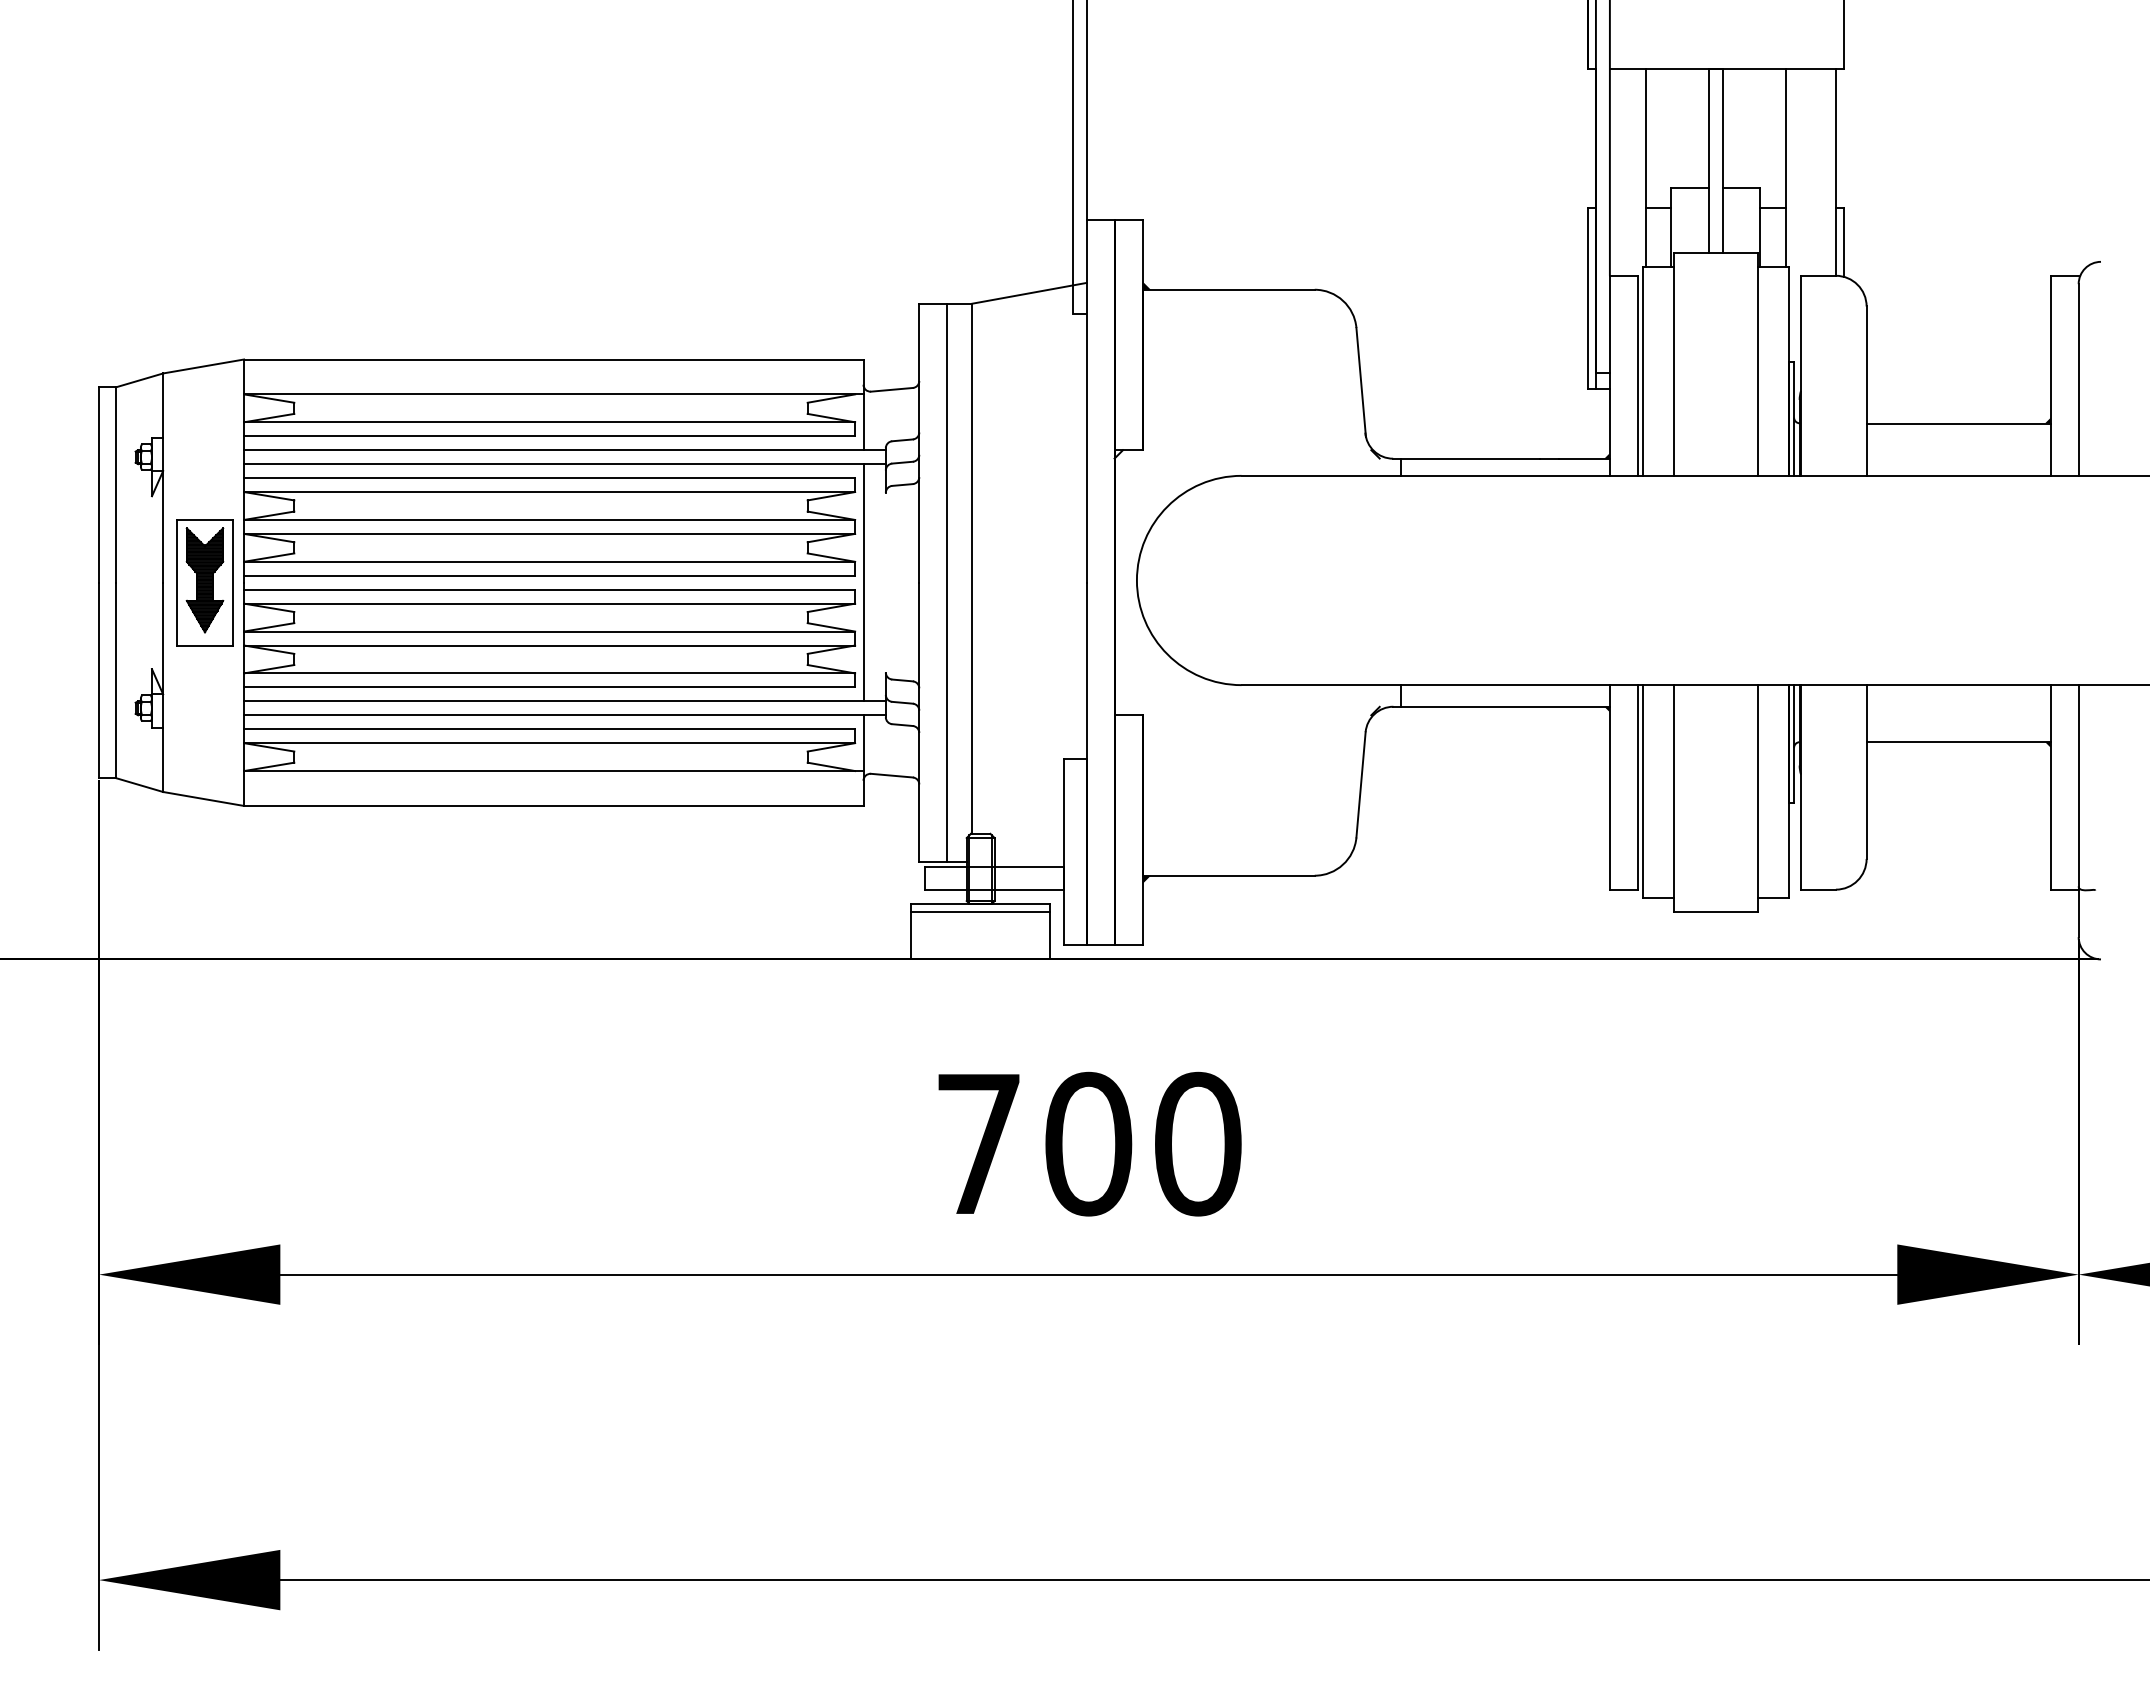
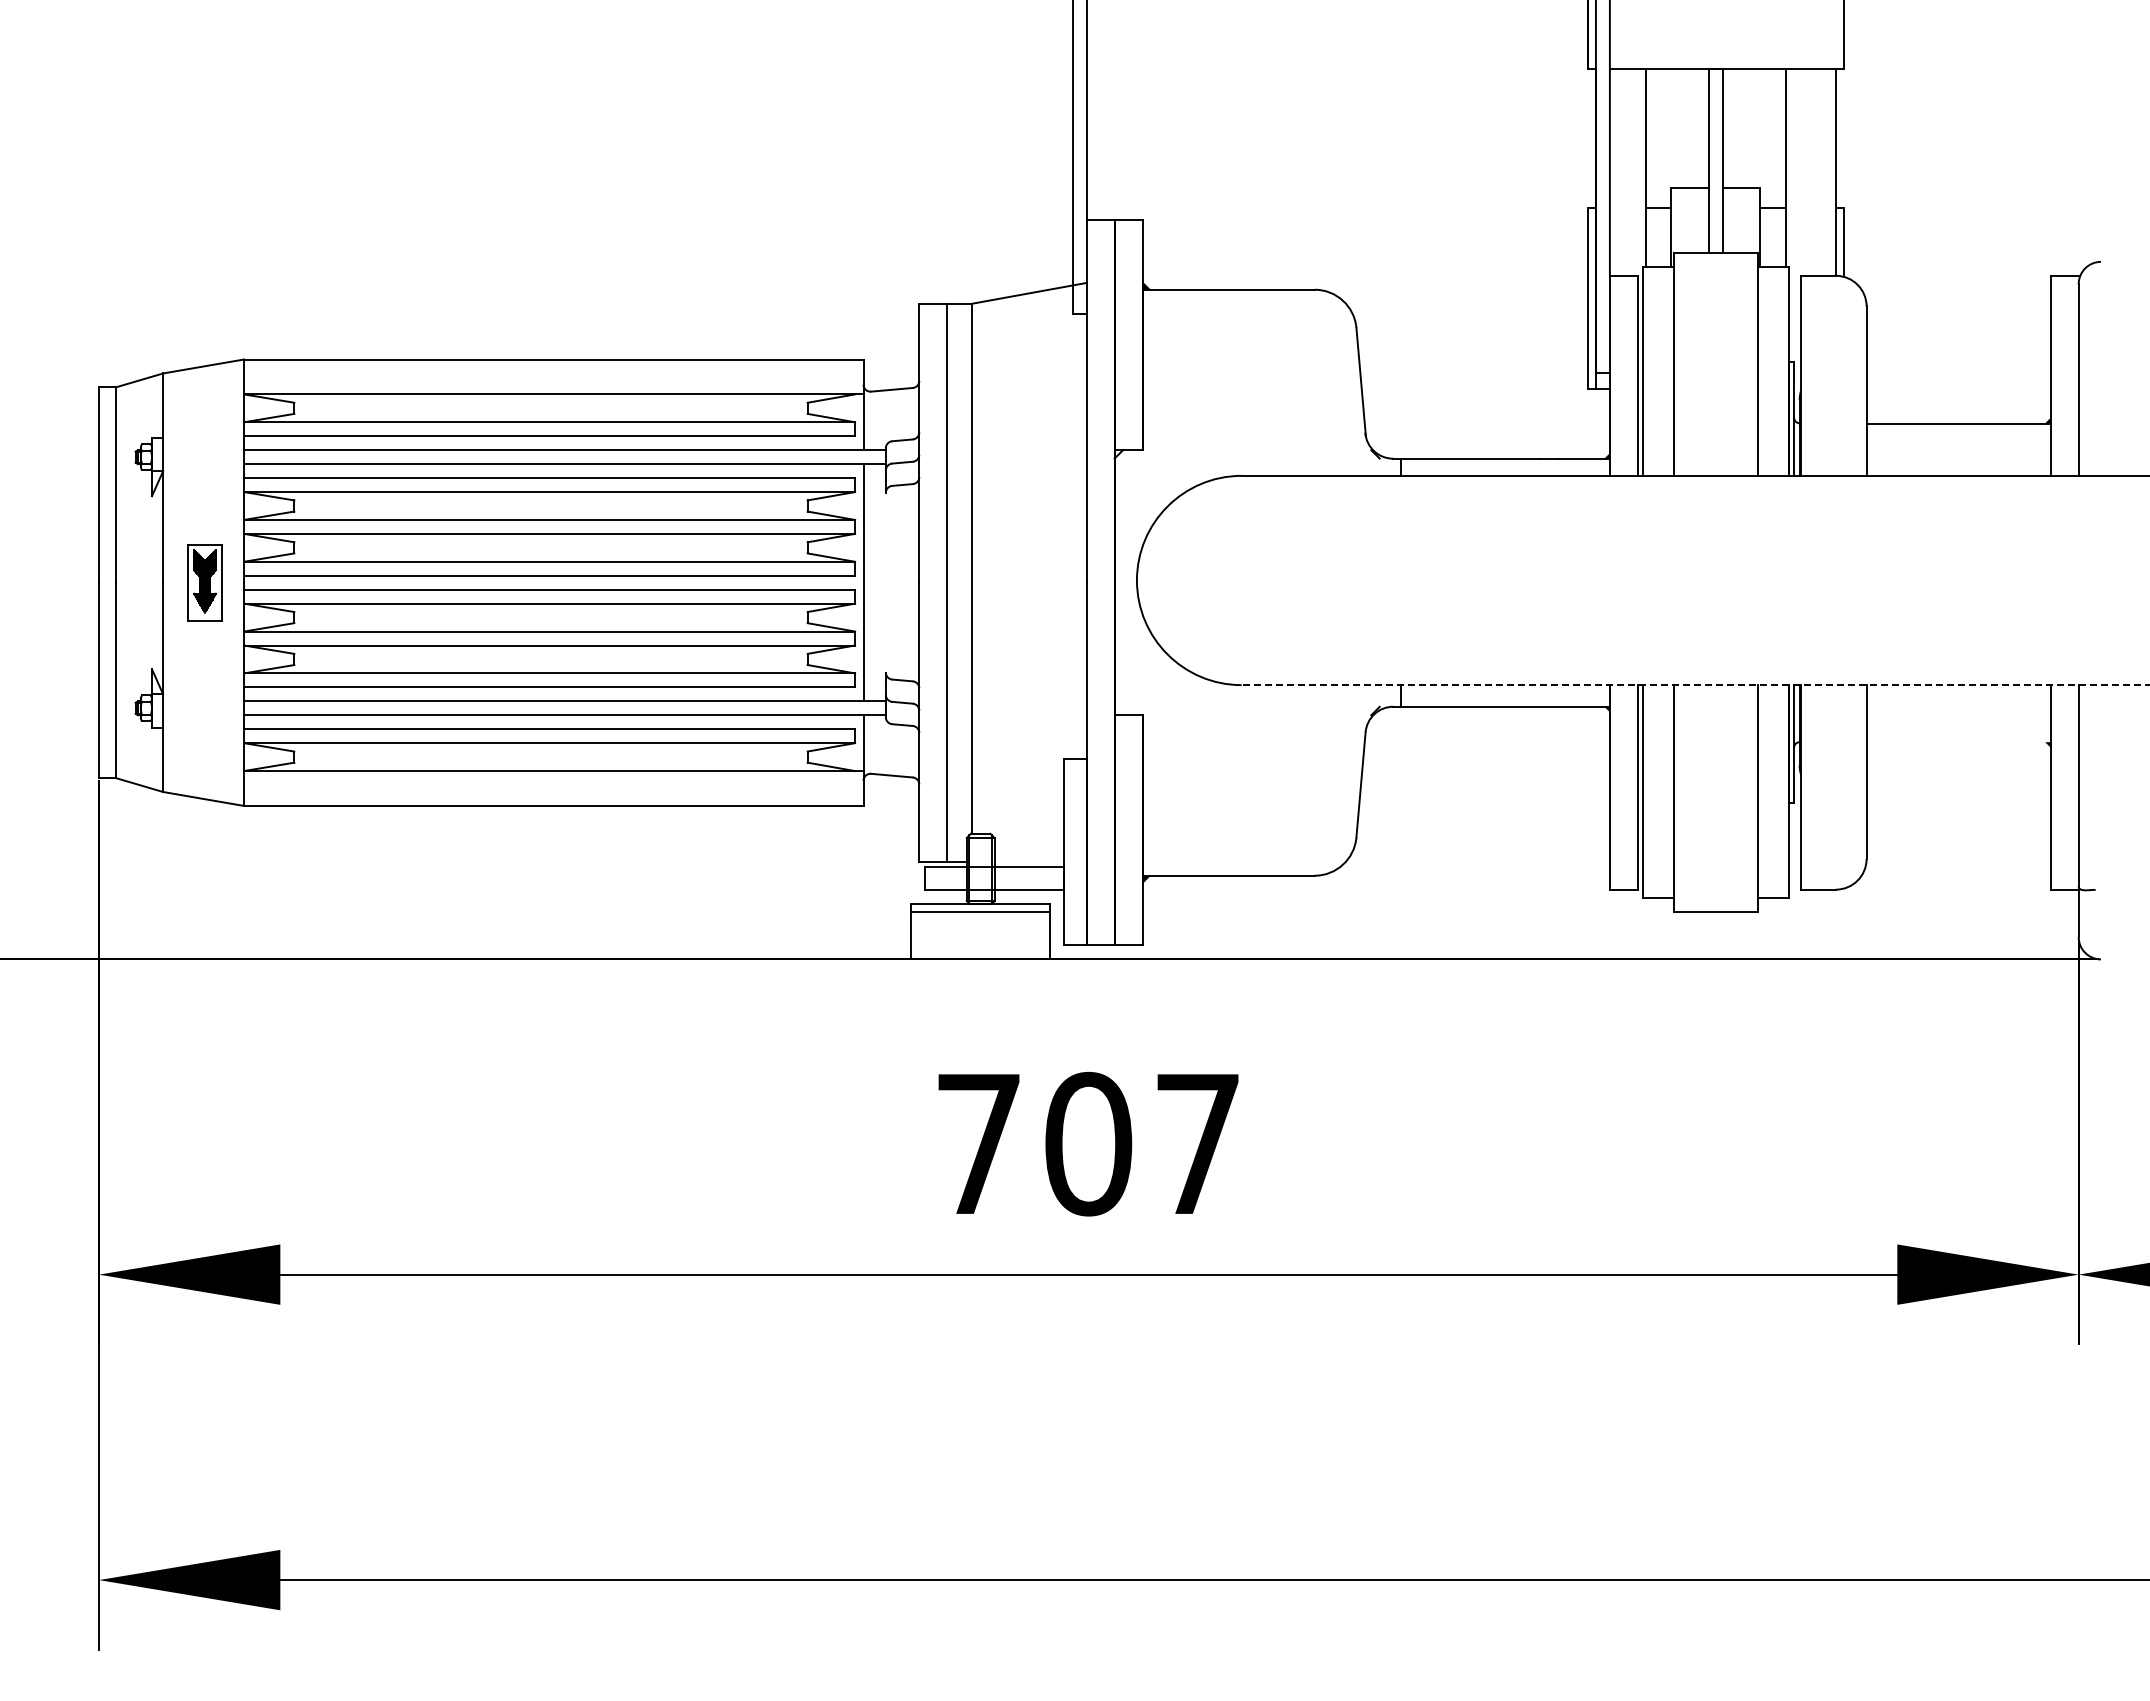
part size: 58x128 px -> 36x78 px (204, 582)
line: solid -> dashed (1695, 685)
line: present -> none (1958, 741)
text: 700 -> 707 (1198, 1143)
